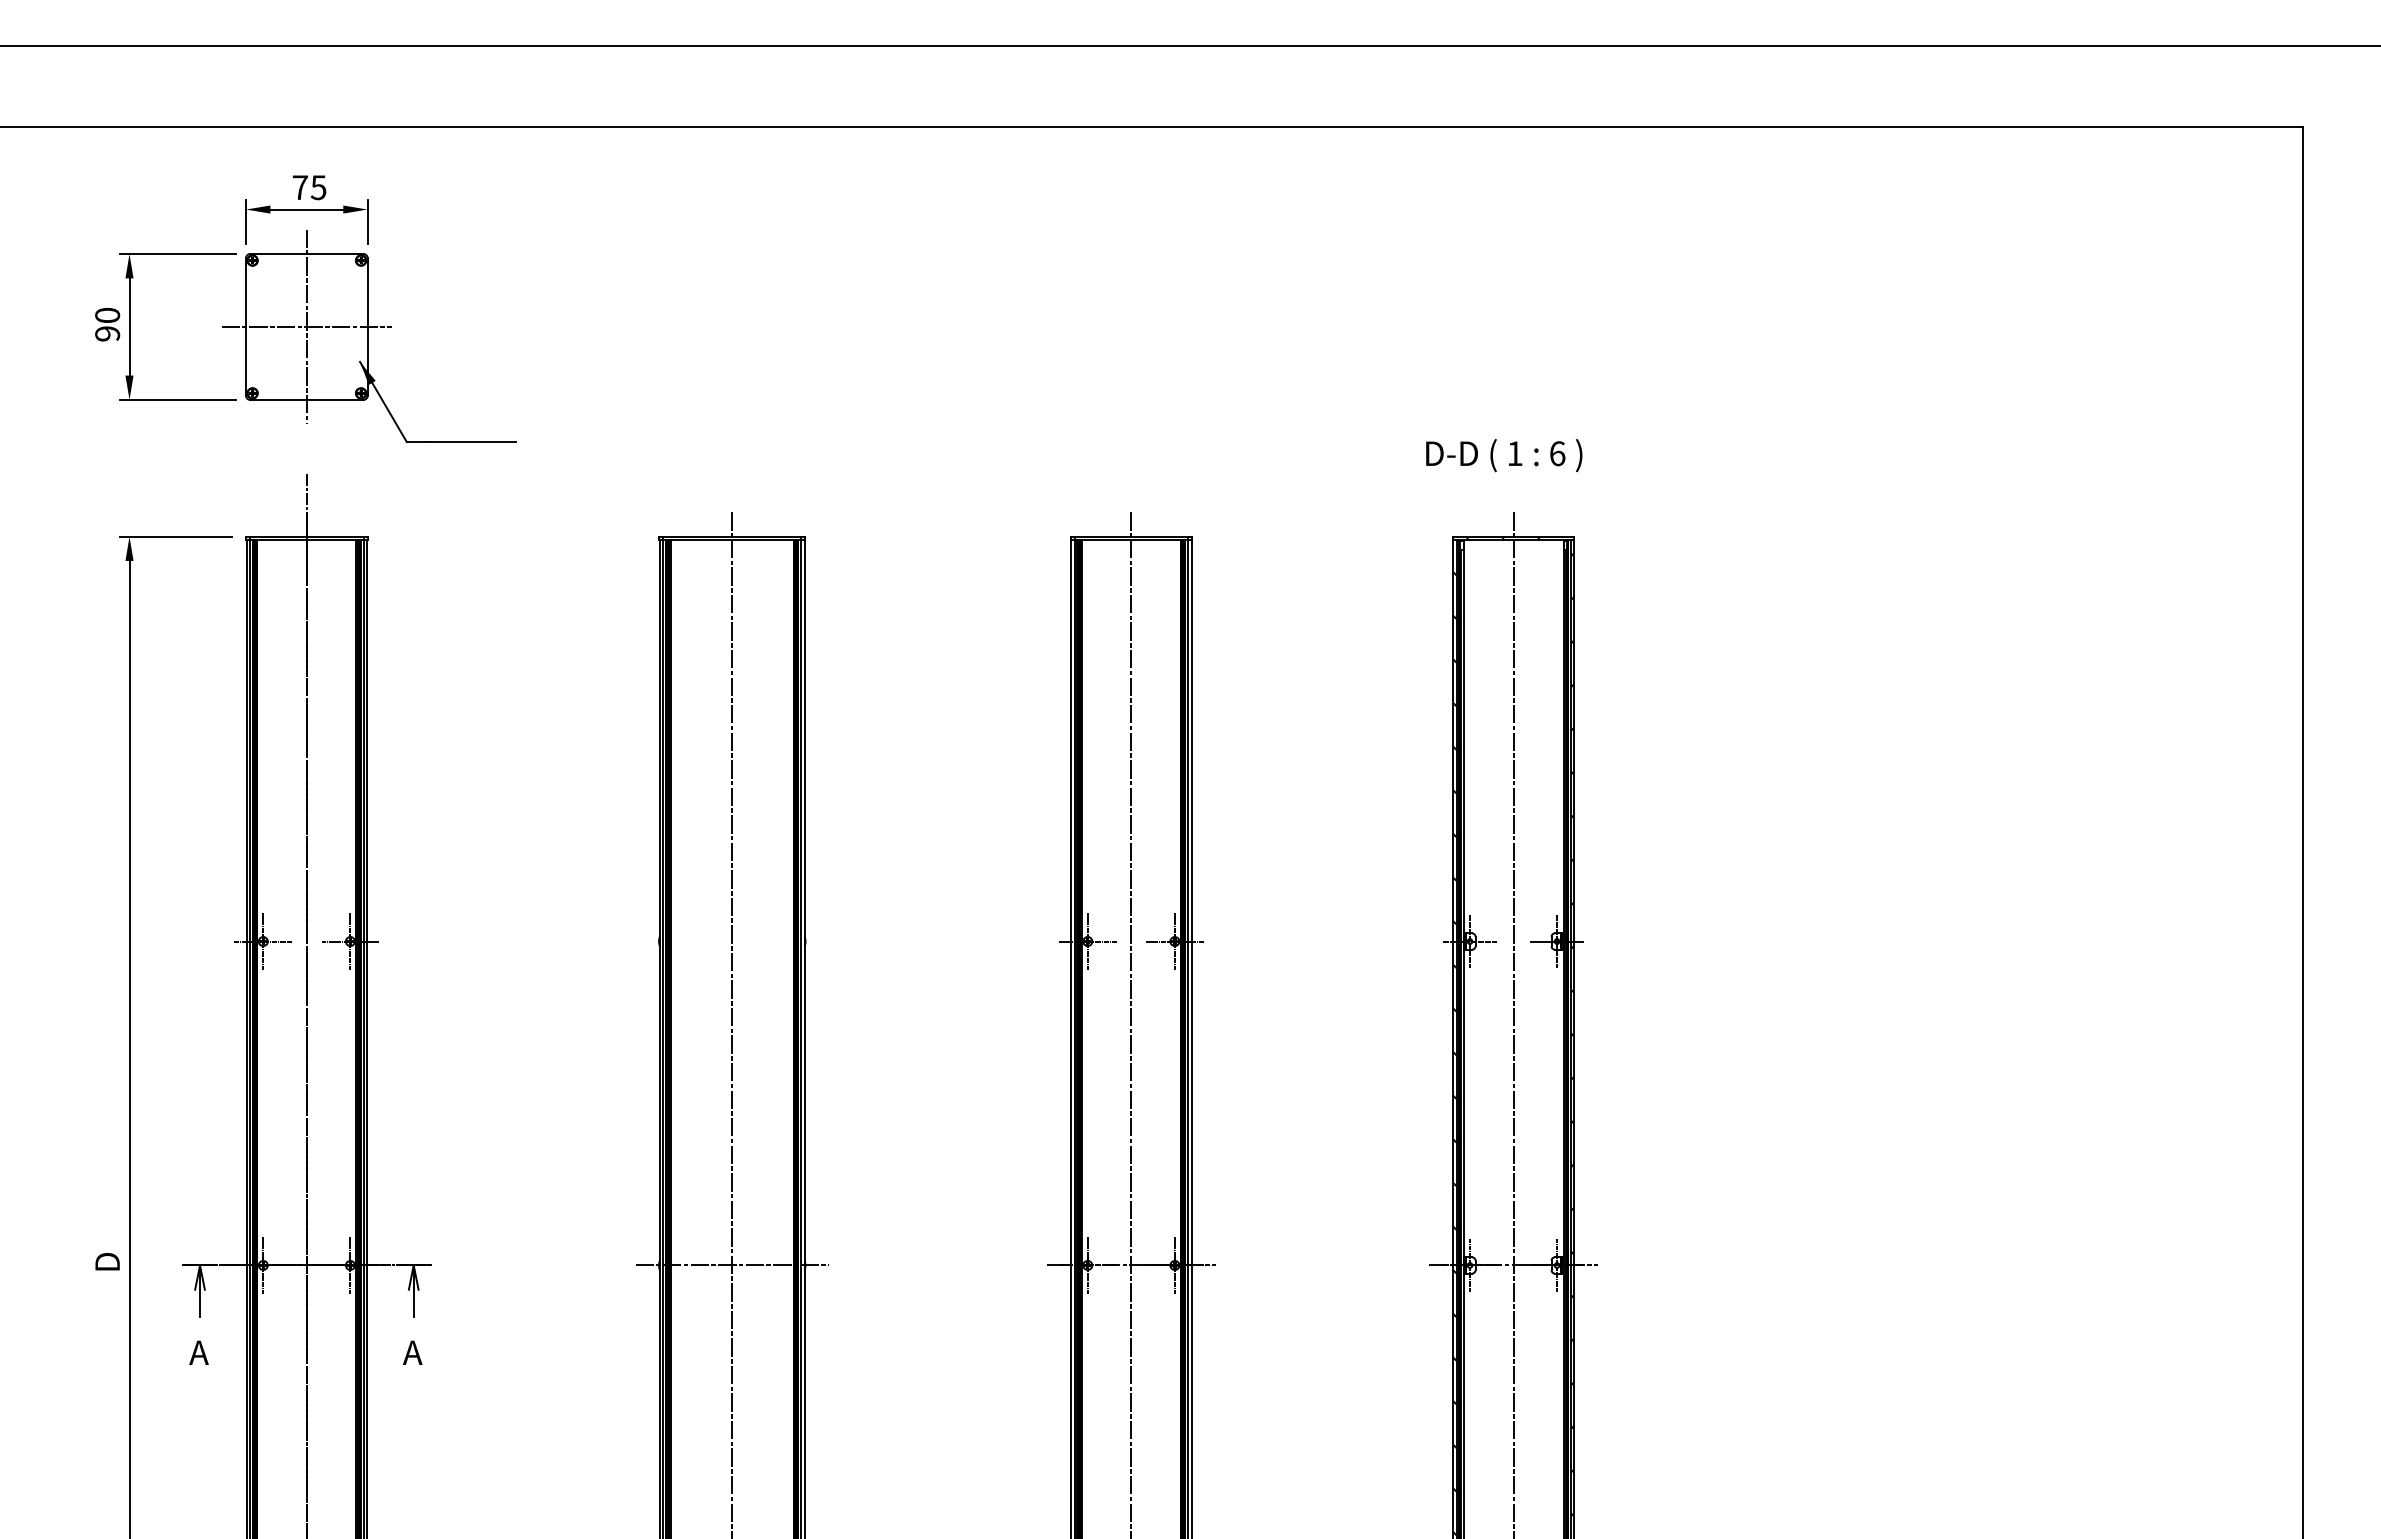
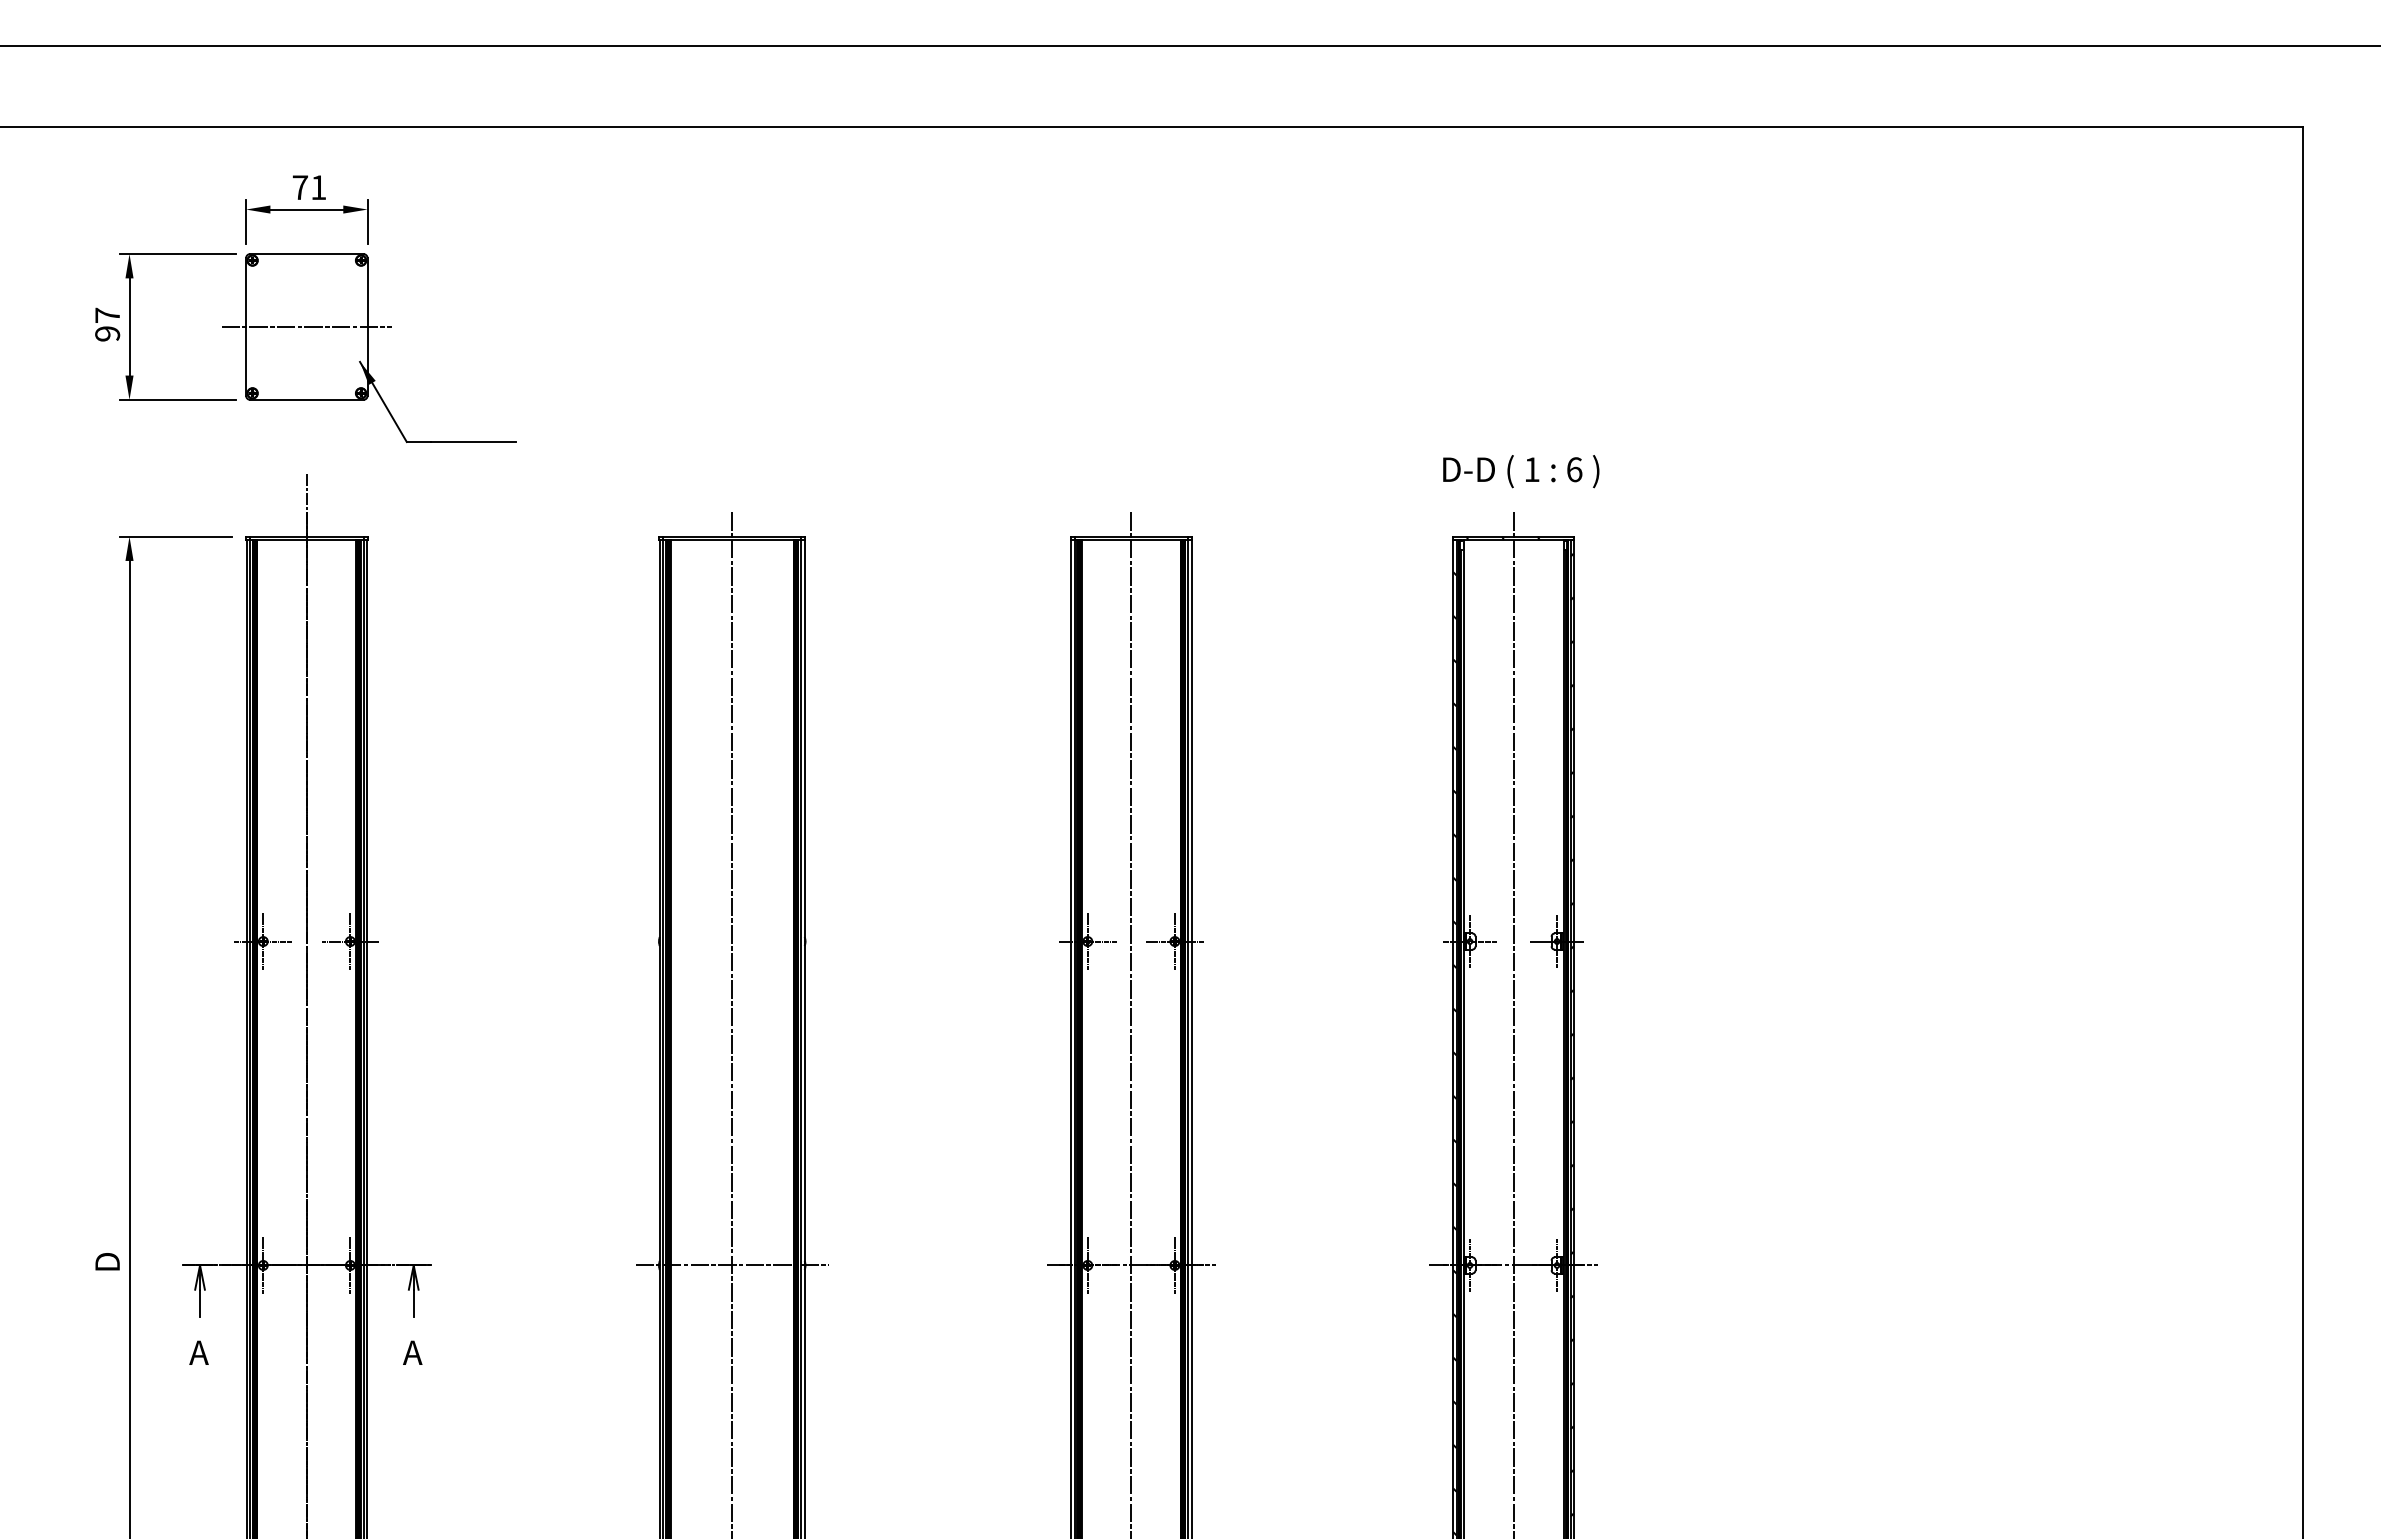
text: 75 -> 71 (318, 187)
text: 90 -> 97 (107, 314)
line: present -> none (306, 326)
text position: (1504, 455) -> (1521, 471) (1521, 471)
